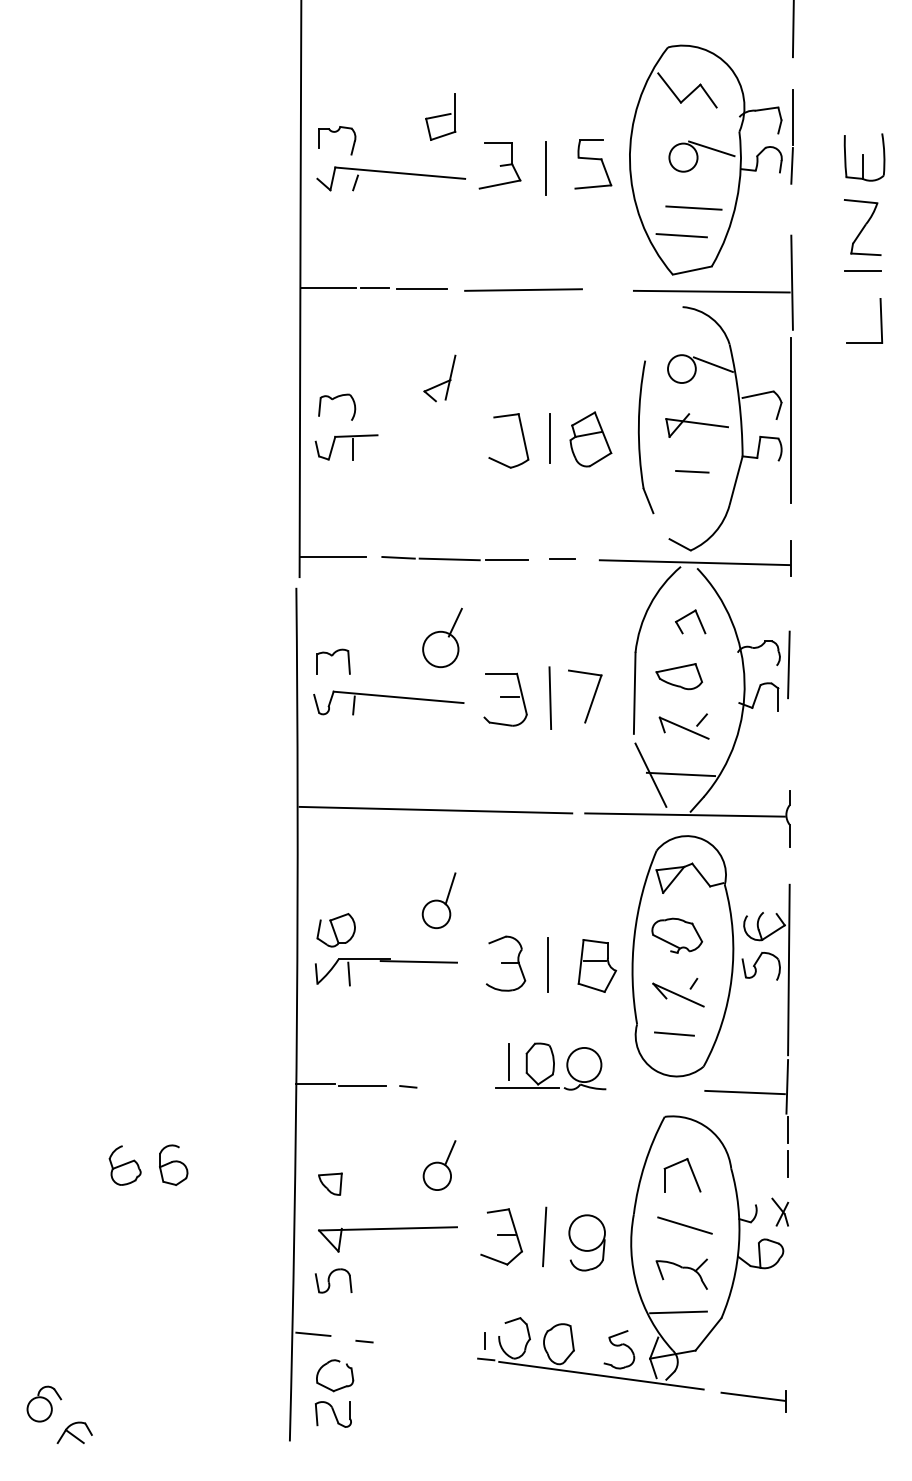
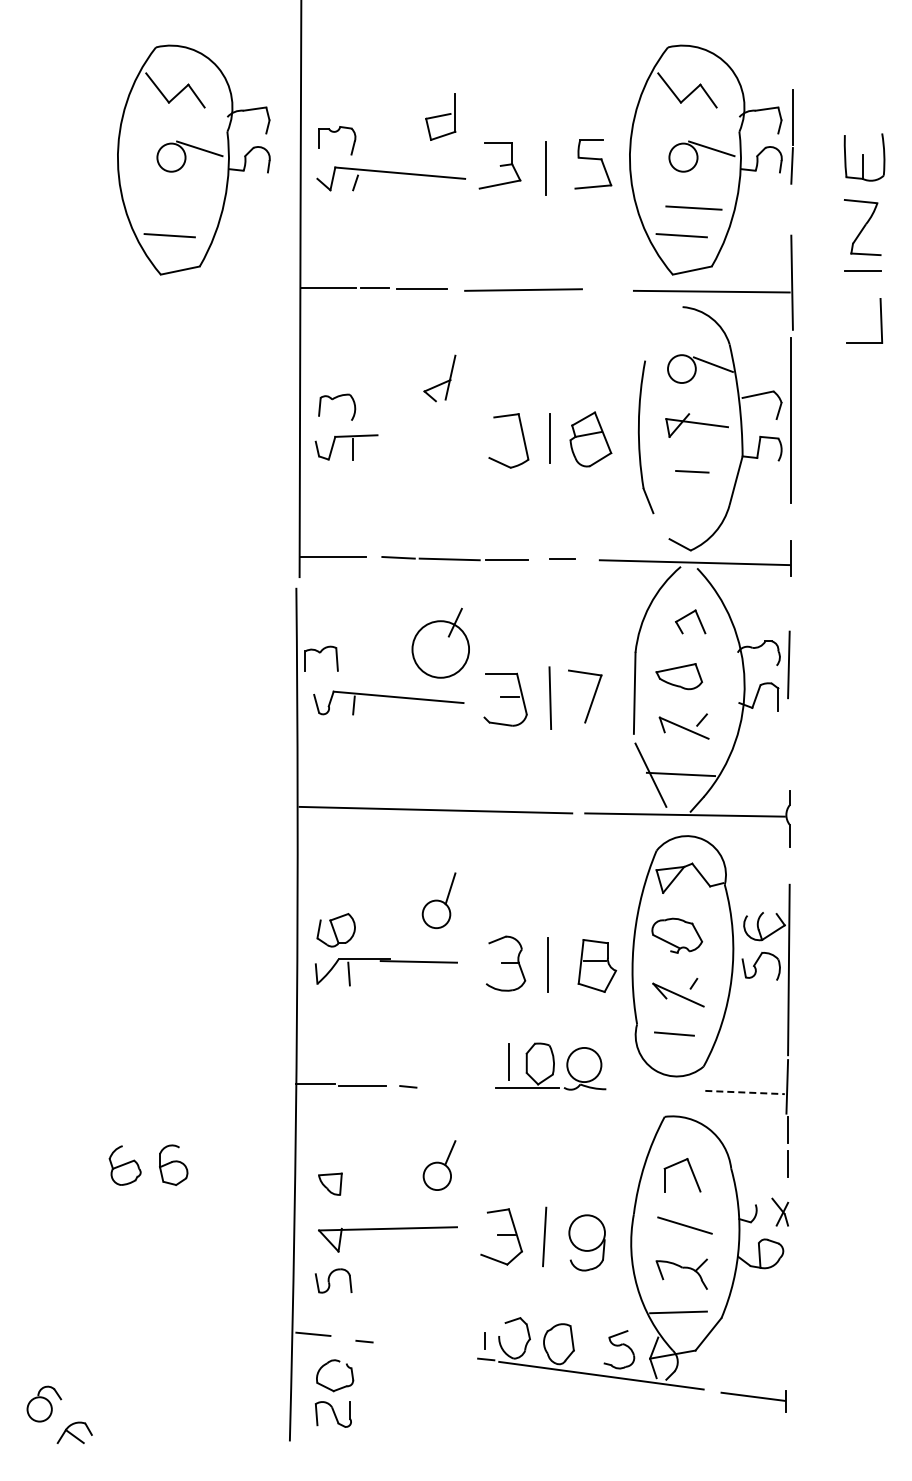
line: present -> none (792, 29)
part: none -> present (193, 159)
circle diameter: 35 px -> 57 px (440, 649)
part position: (333, 661) -> (321, 658) (321, 658)
line: solid -> dashed (745, 1092)
